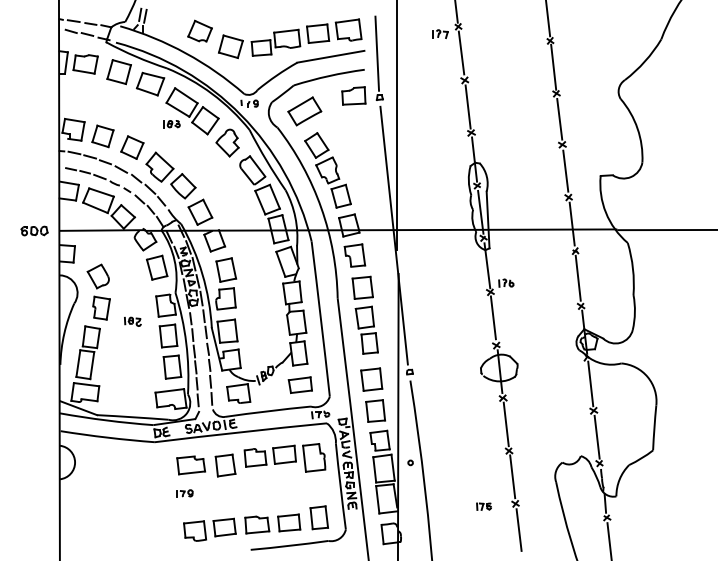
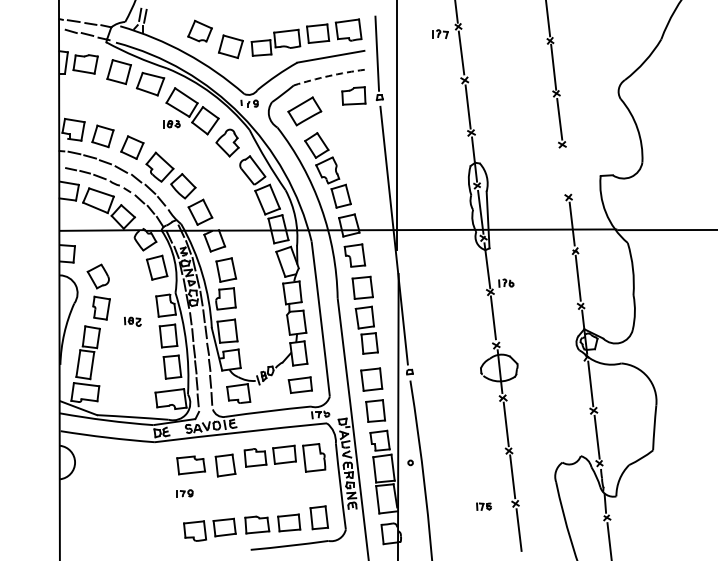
arc: solid -> dashed (328, 76)
line: present -> none (565, 170)
part: present -> none (34, 230)
